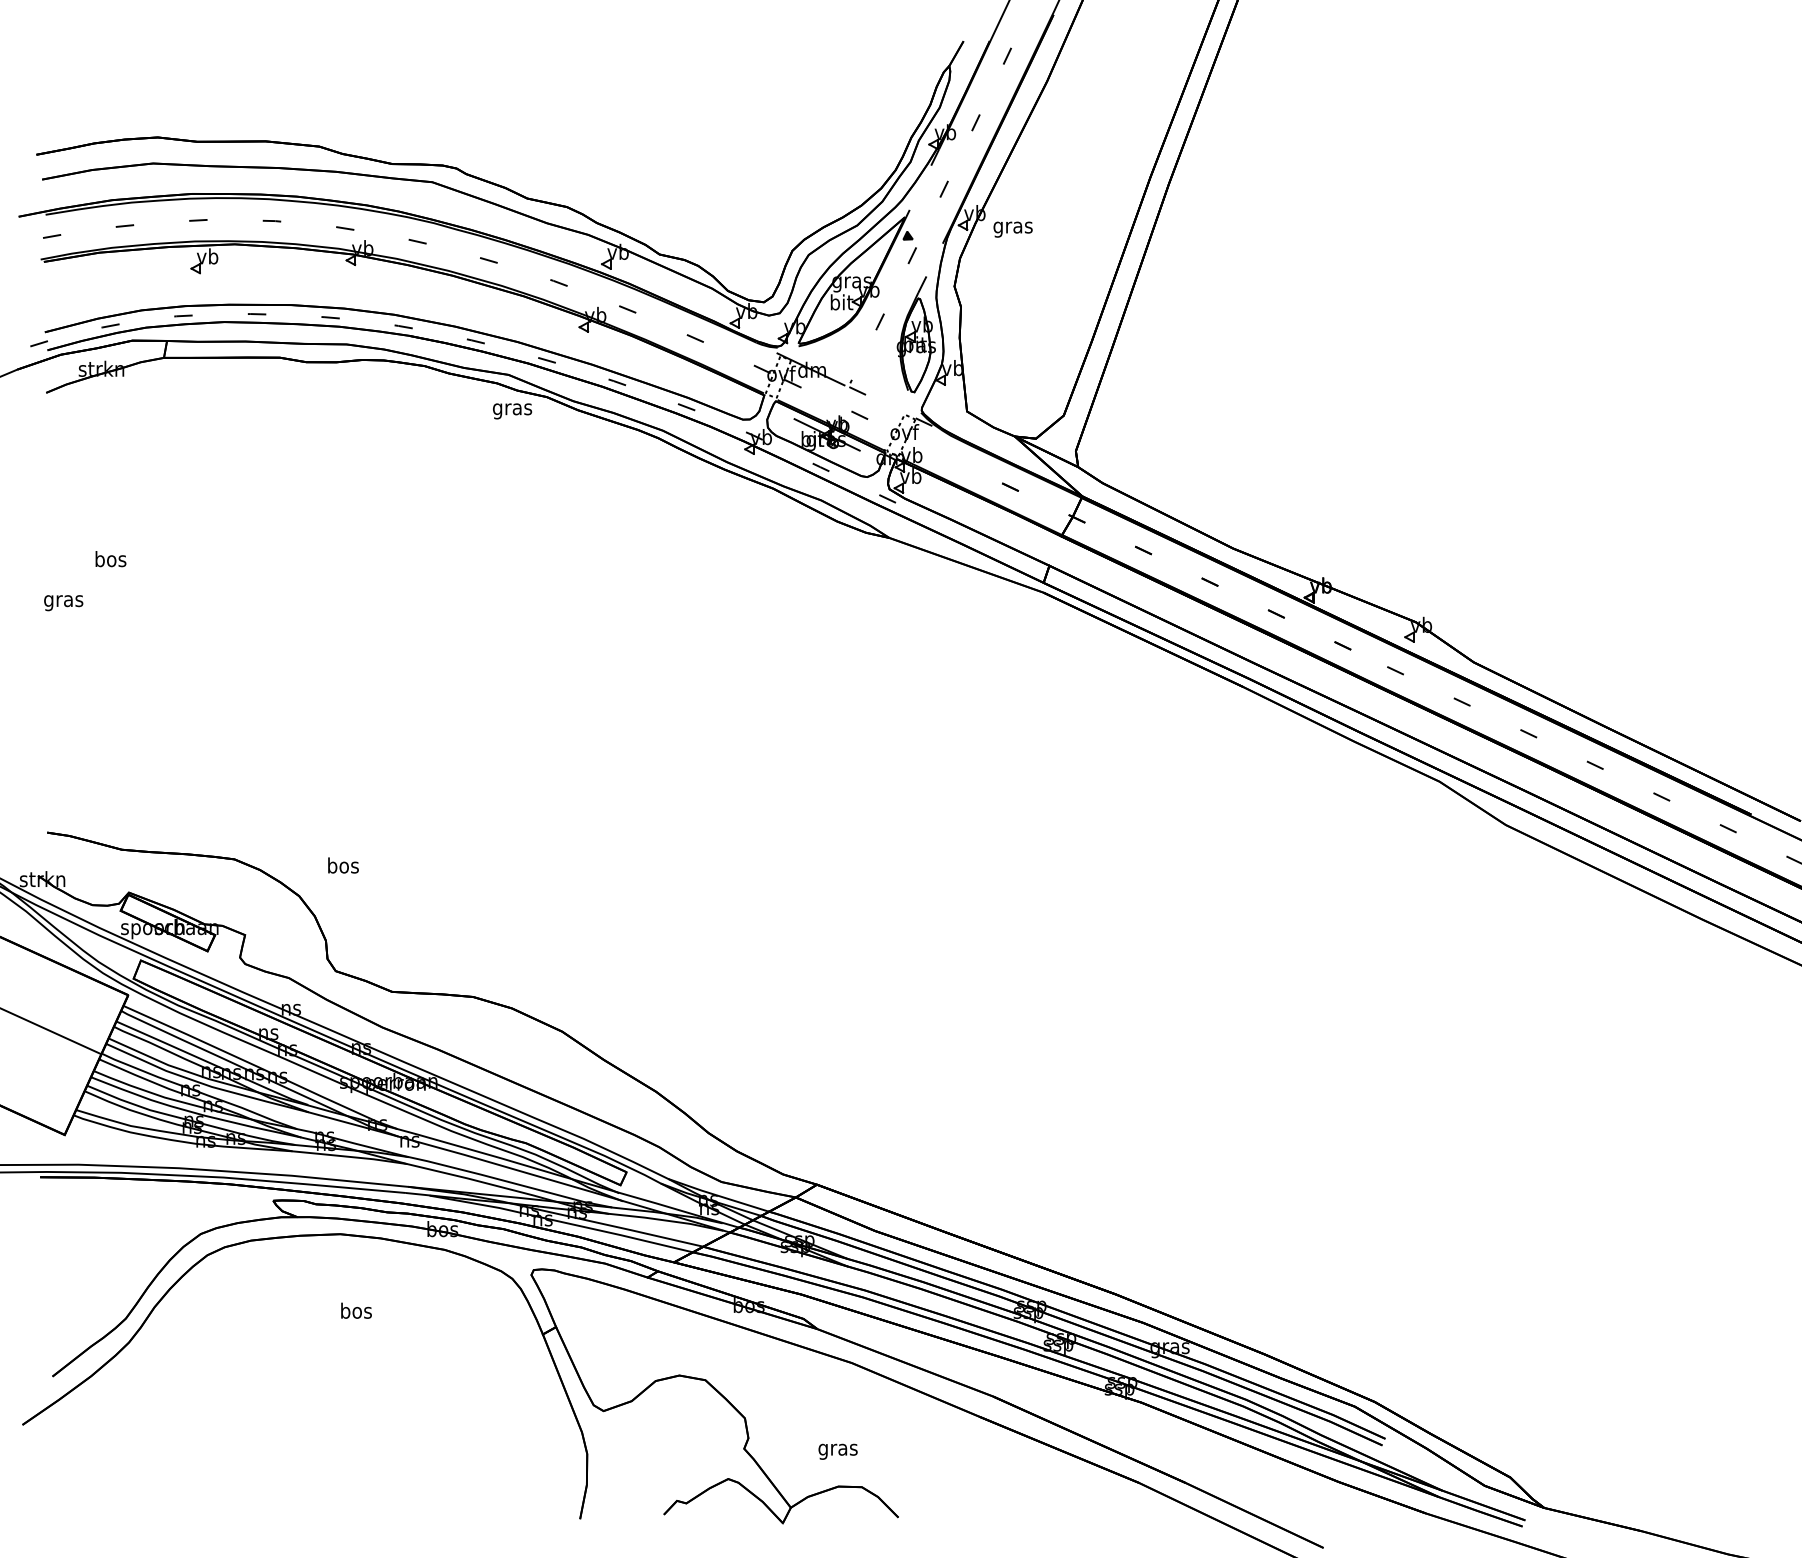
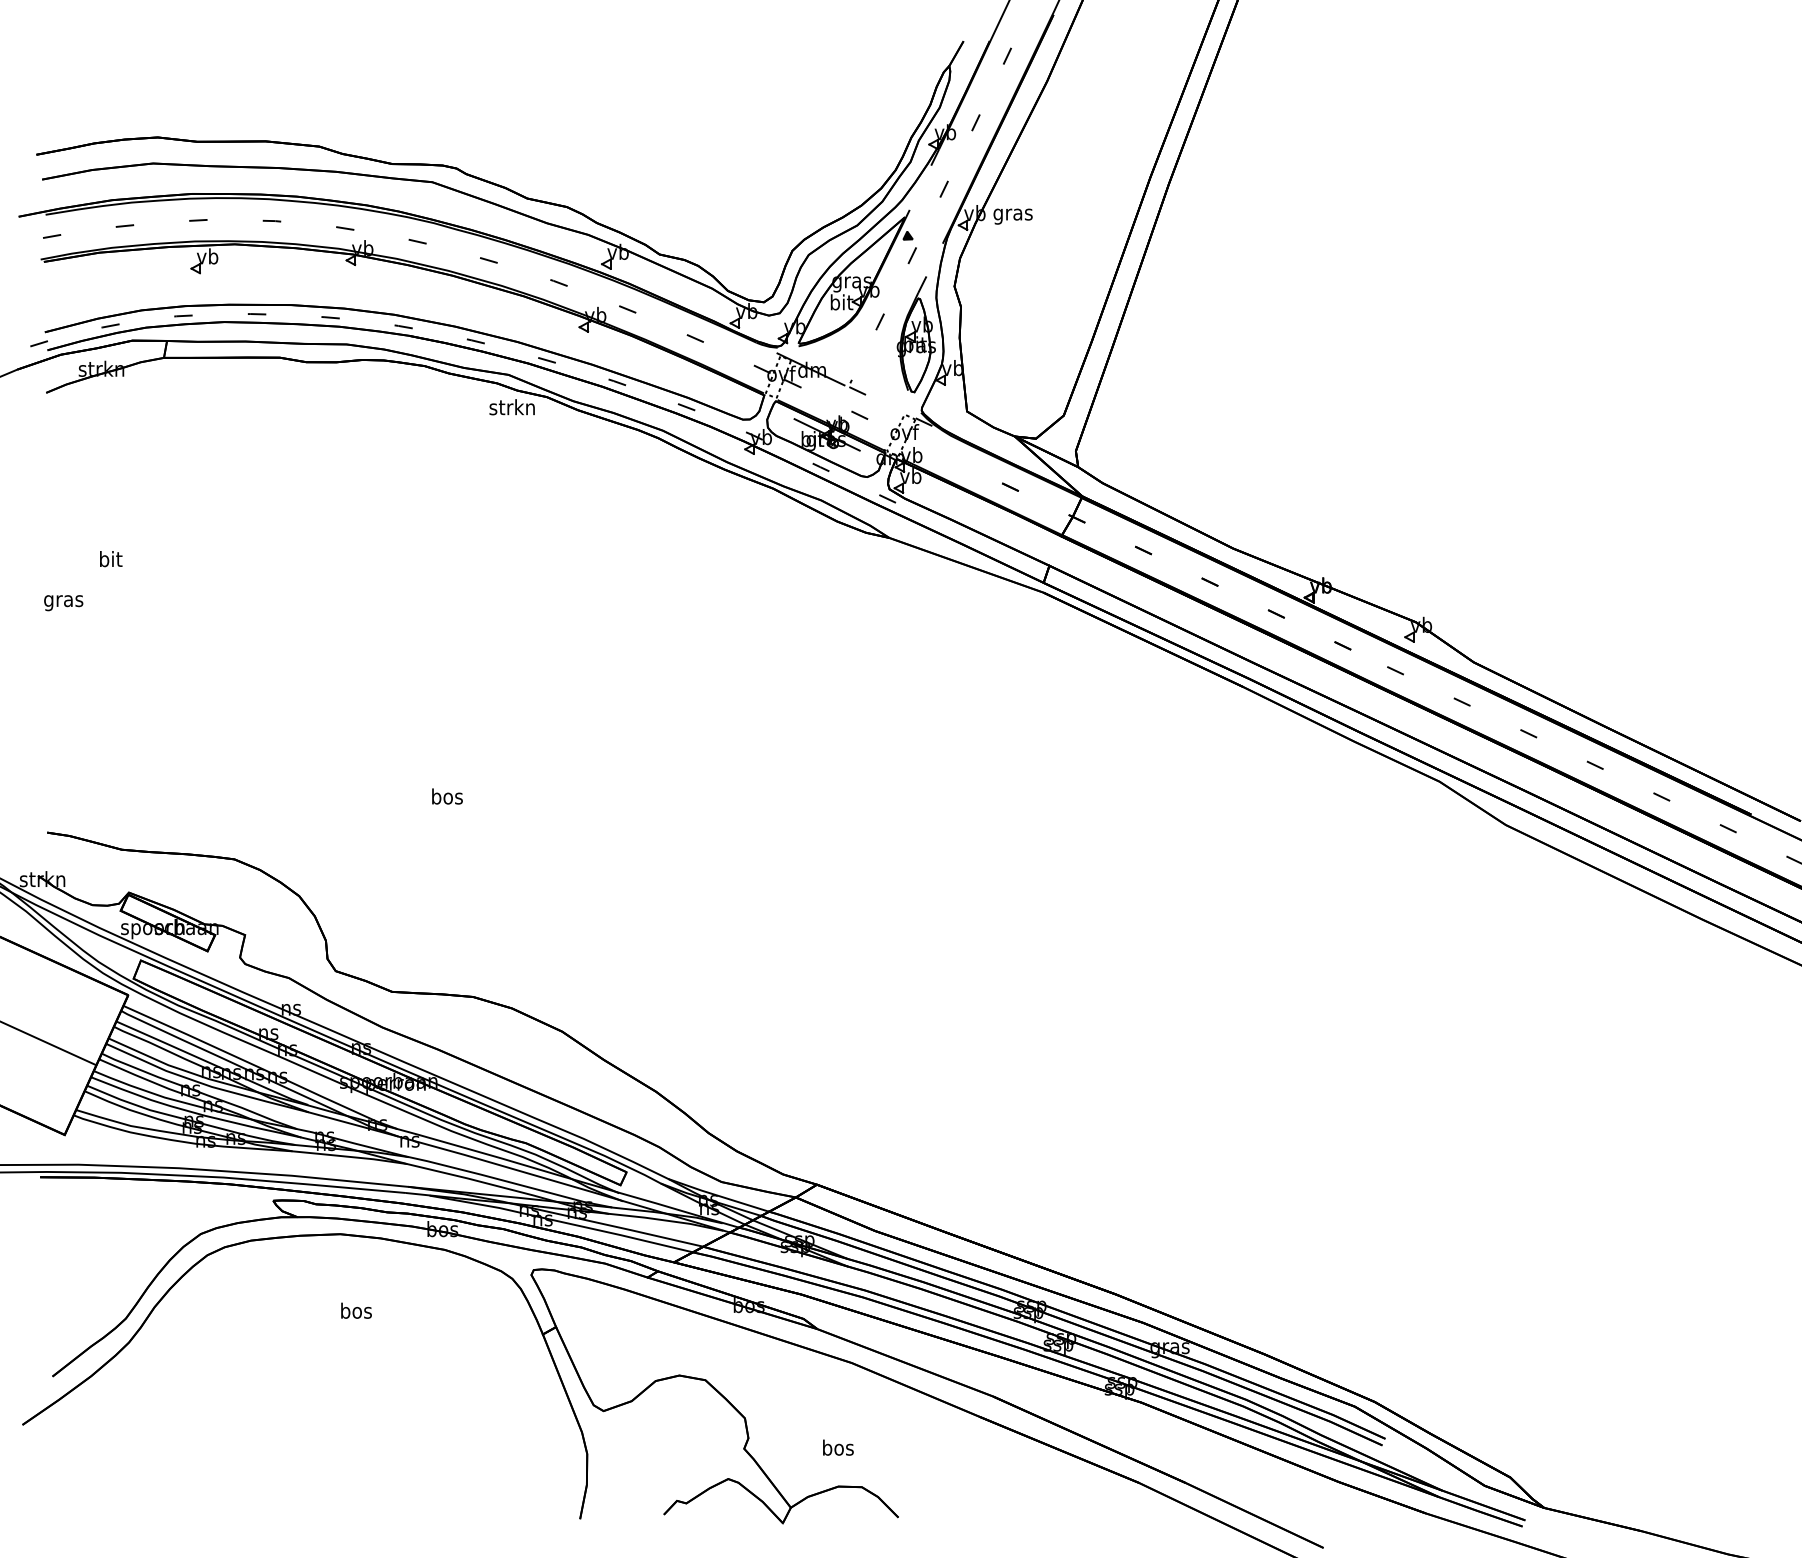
text position: (1012, 229) -> (1012, 216) (1012, 216)
text: gras -> strkn (511, 409)
text: bos -> bit (110, 559)
text position: (343, 865) -> (447, 796) (447, 796)
line position: (51, 1031) -> (48, 1043) (48, 1043)
text: gras -> bos (837, 1449)
